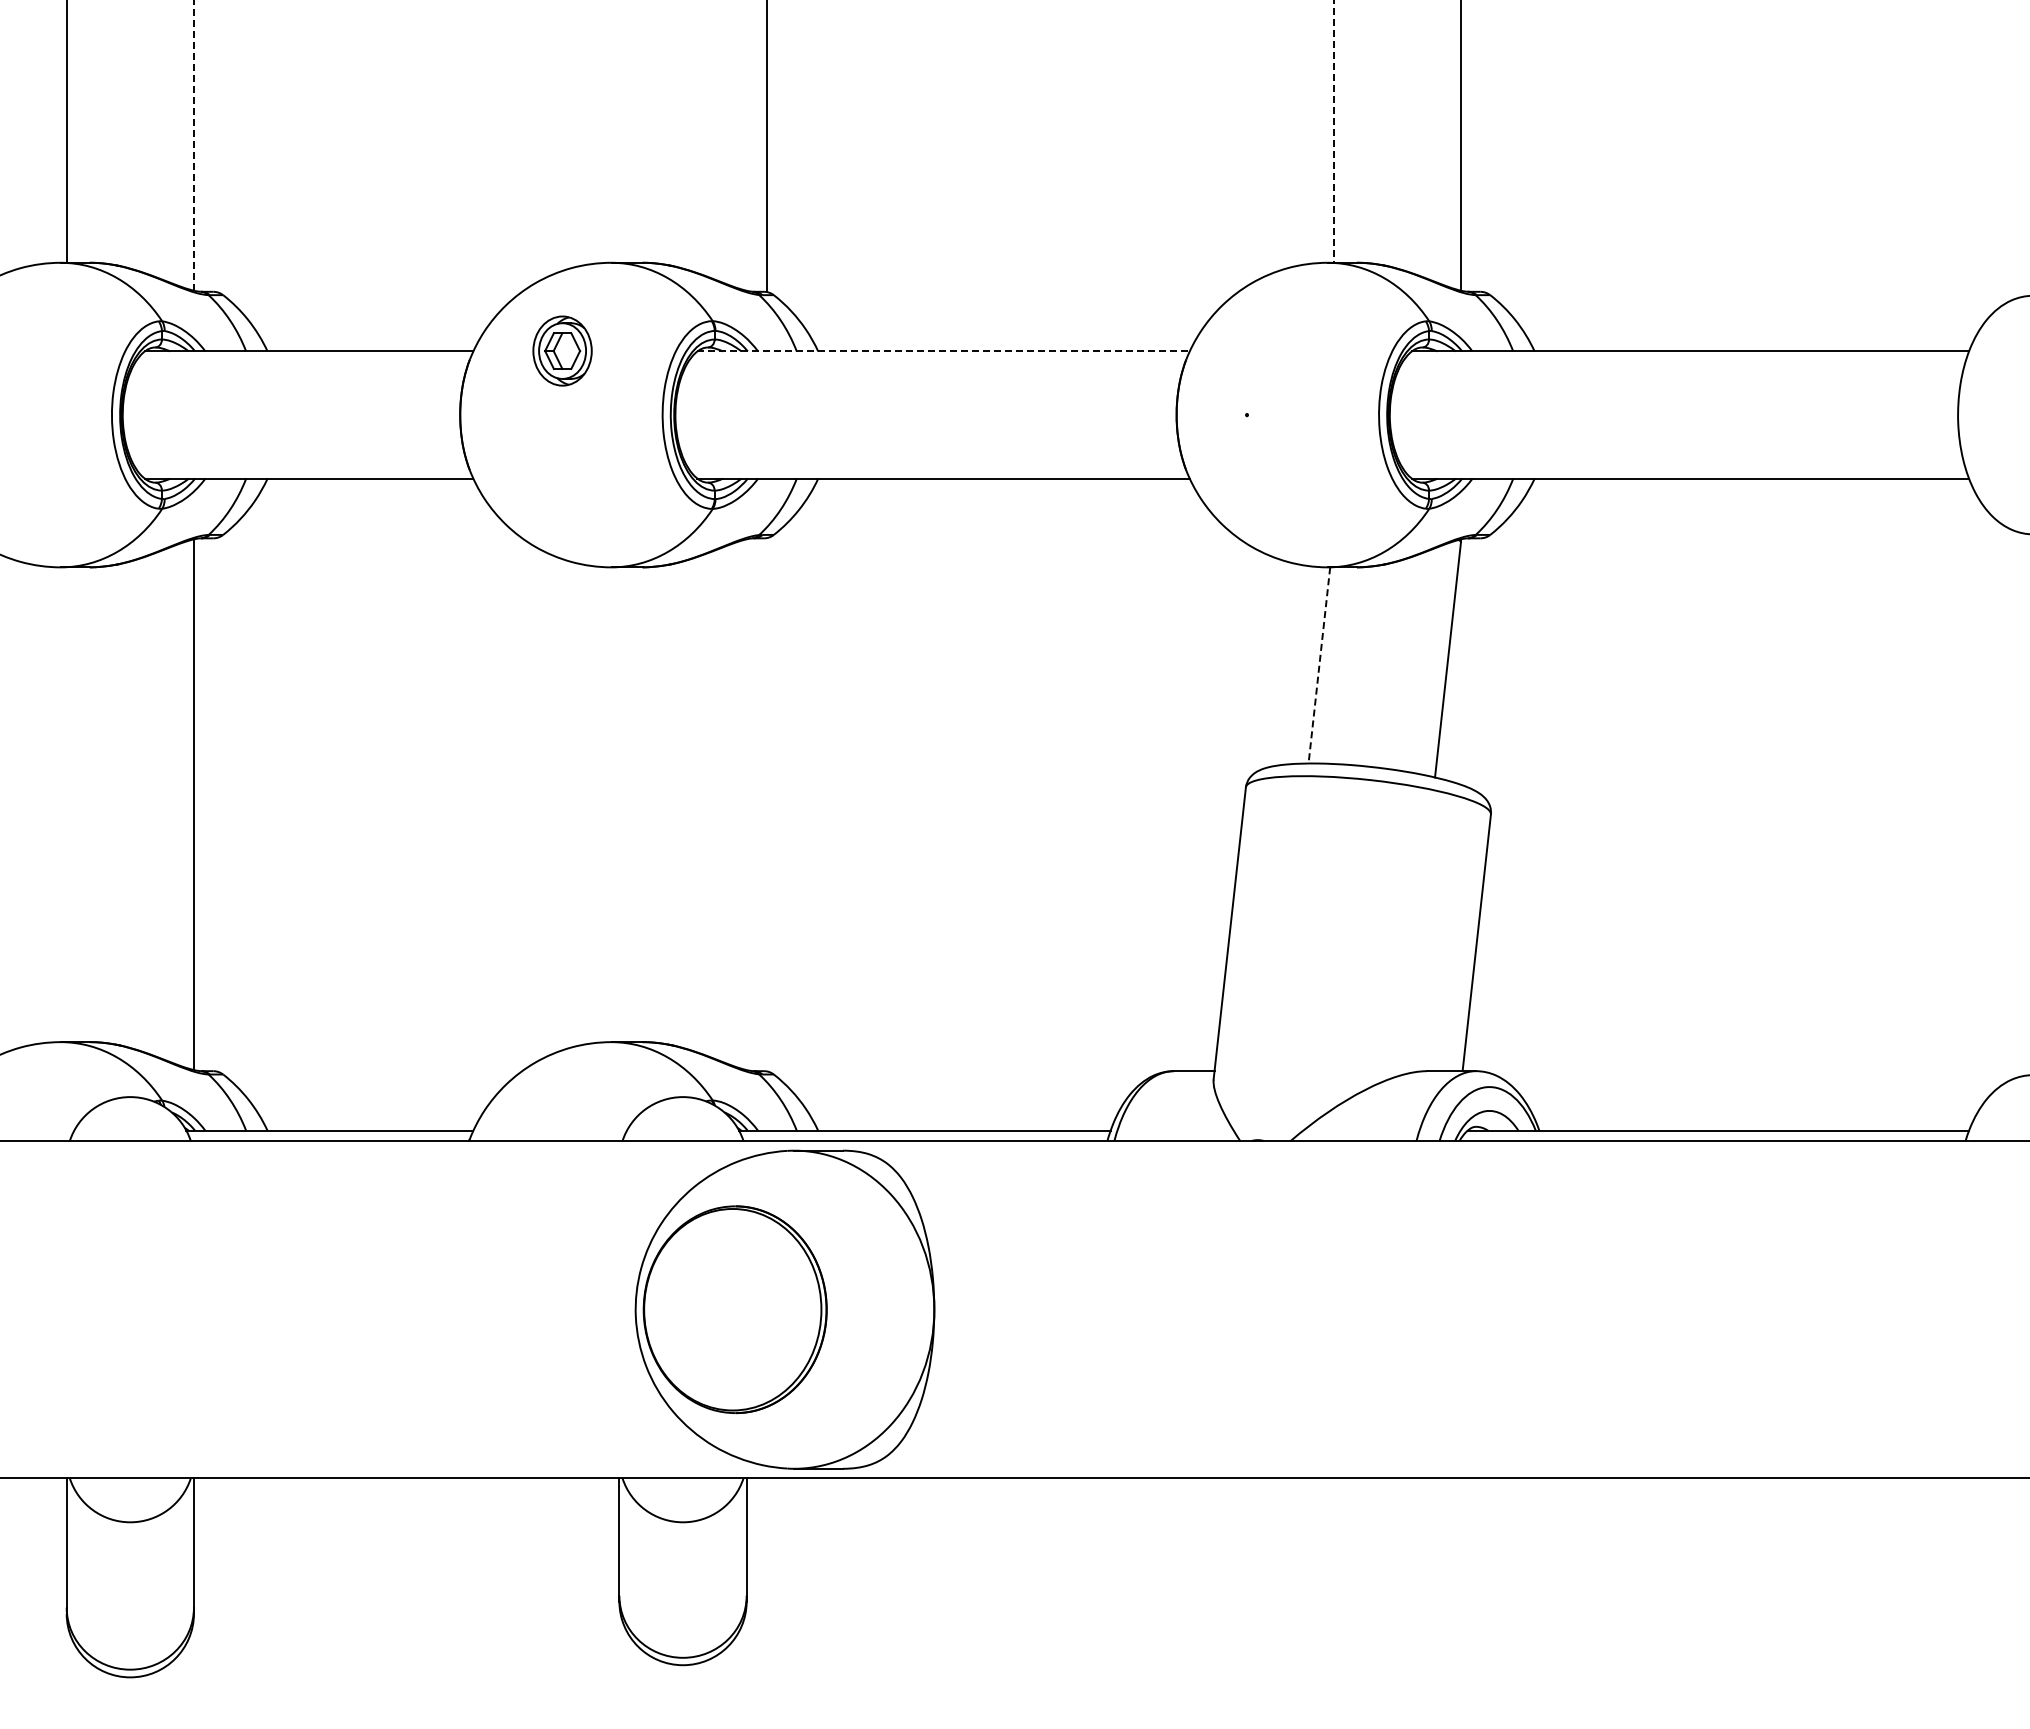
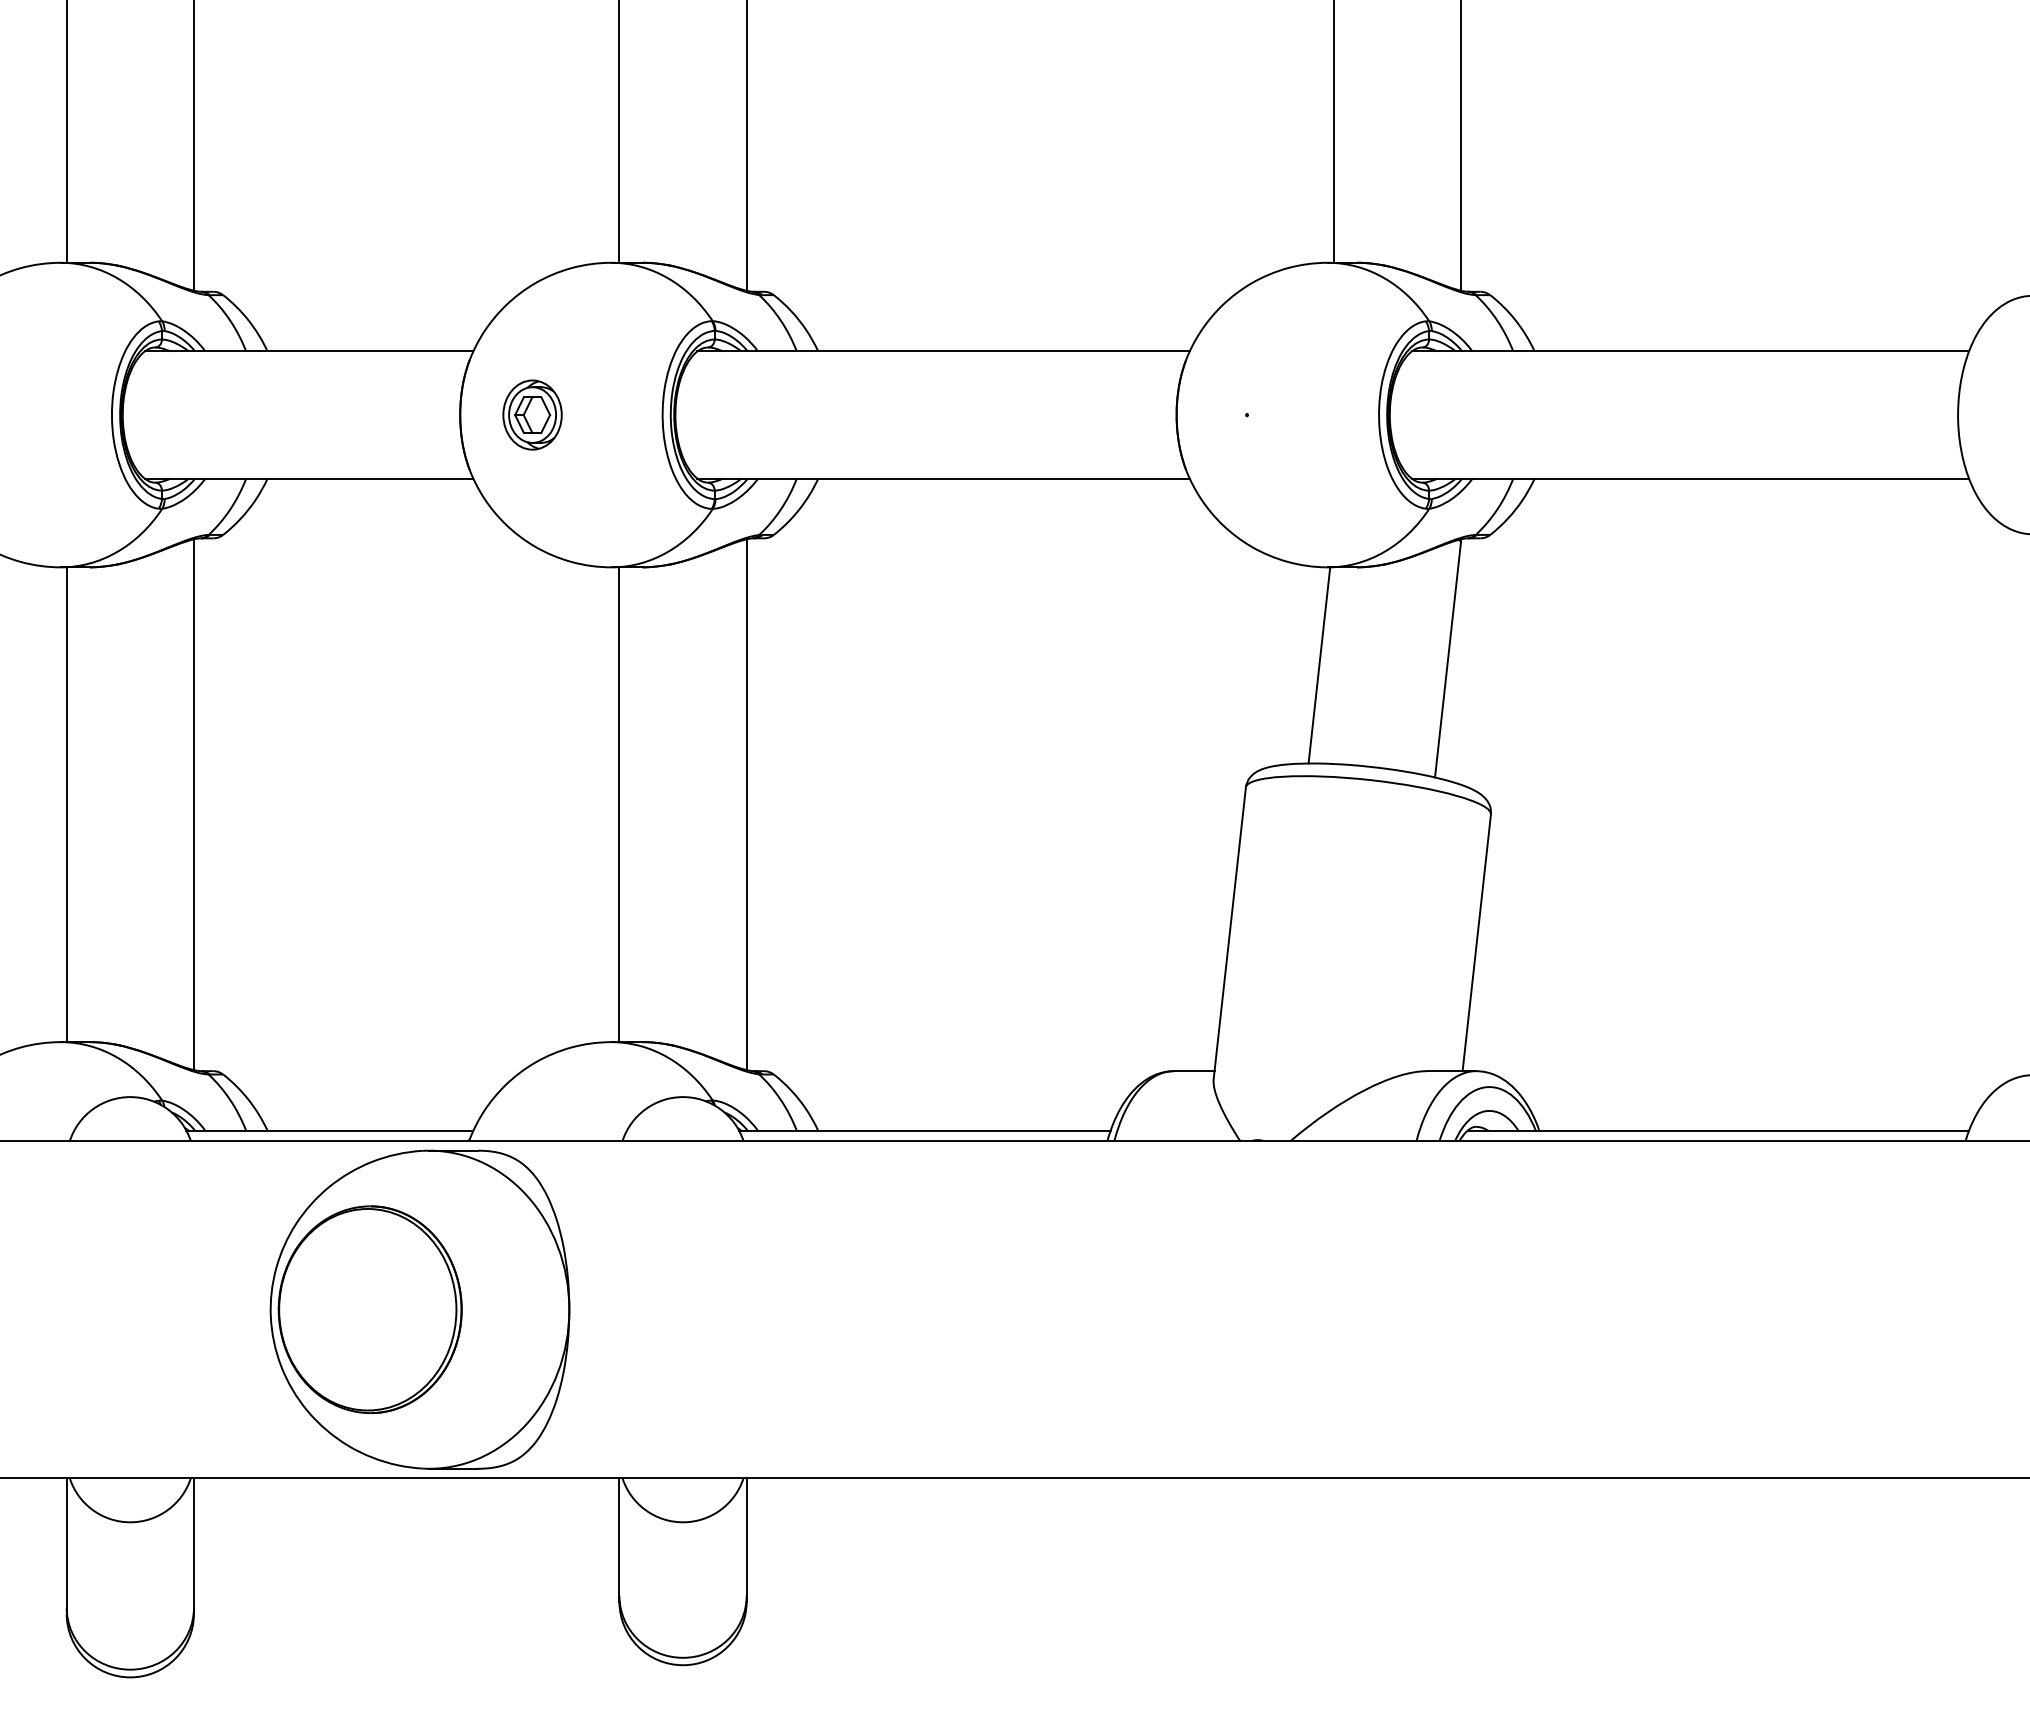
line: dashed -> solid (1333, 131)
line: none -> present (619, 132)
line: dashed -> solid (193, 145)
line position: (766, 146) -> (746, 146) (746, 146)
part position: (562, 350) -> (532, 414) (532, 414)
line: dashed -> solid (944, 351)
line: dashed -> solid (1319, 665)
line: none -> present (66, 804)
line: none -> present (619, 804)
line: none -> present (746, 804)
part position: (784, 1309) -> (419, 1309) (419, 1309)
